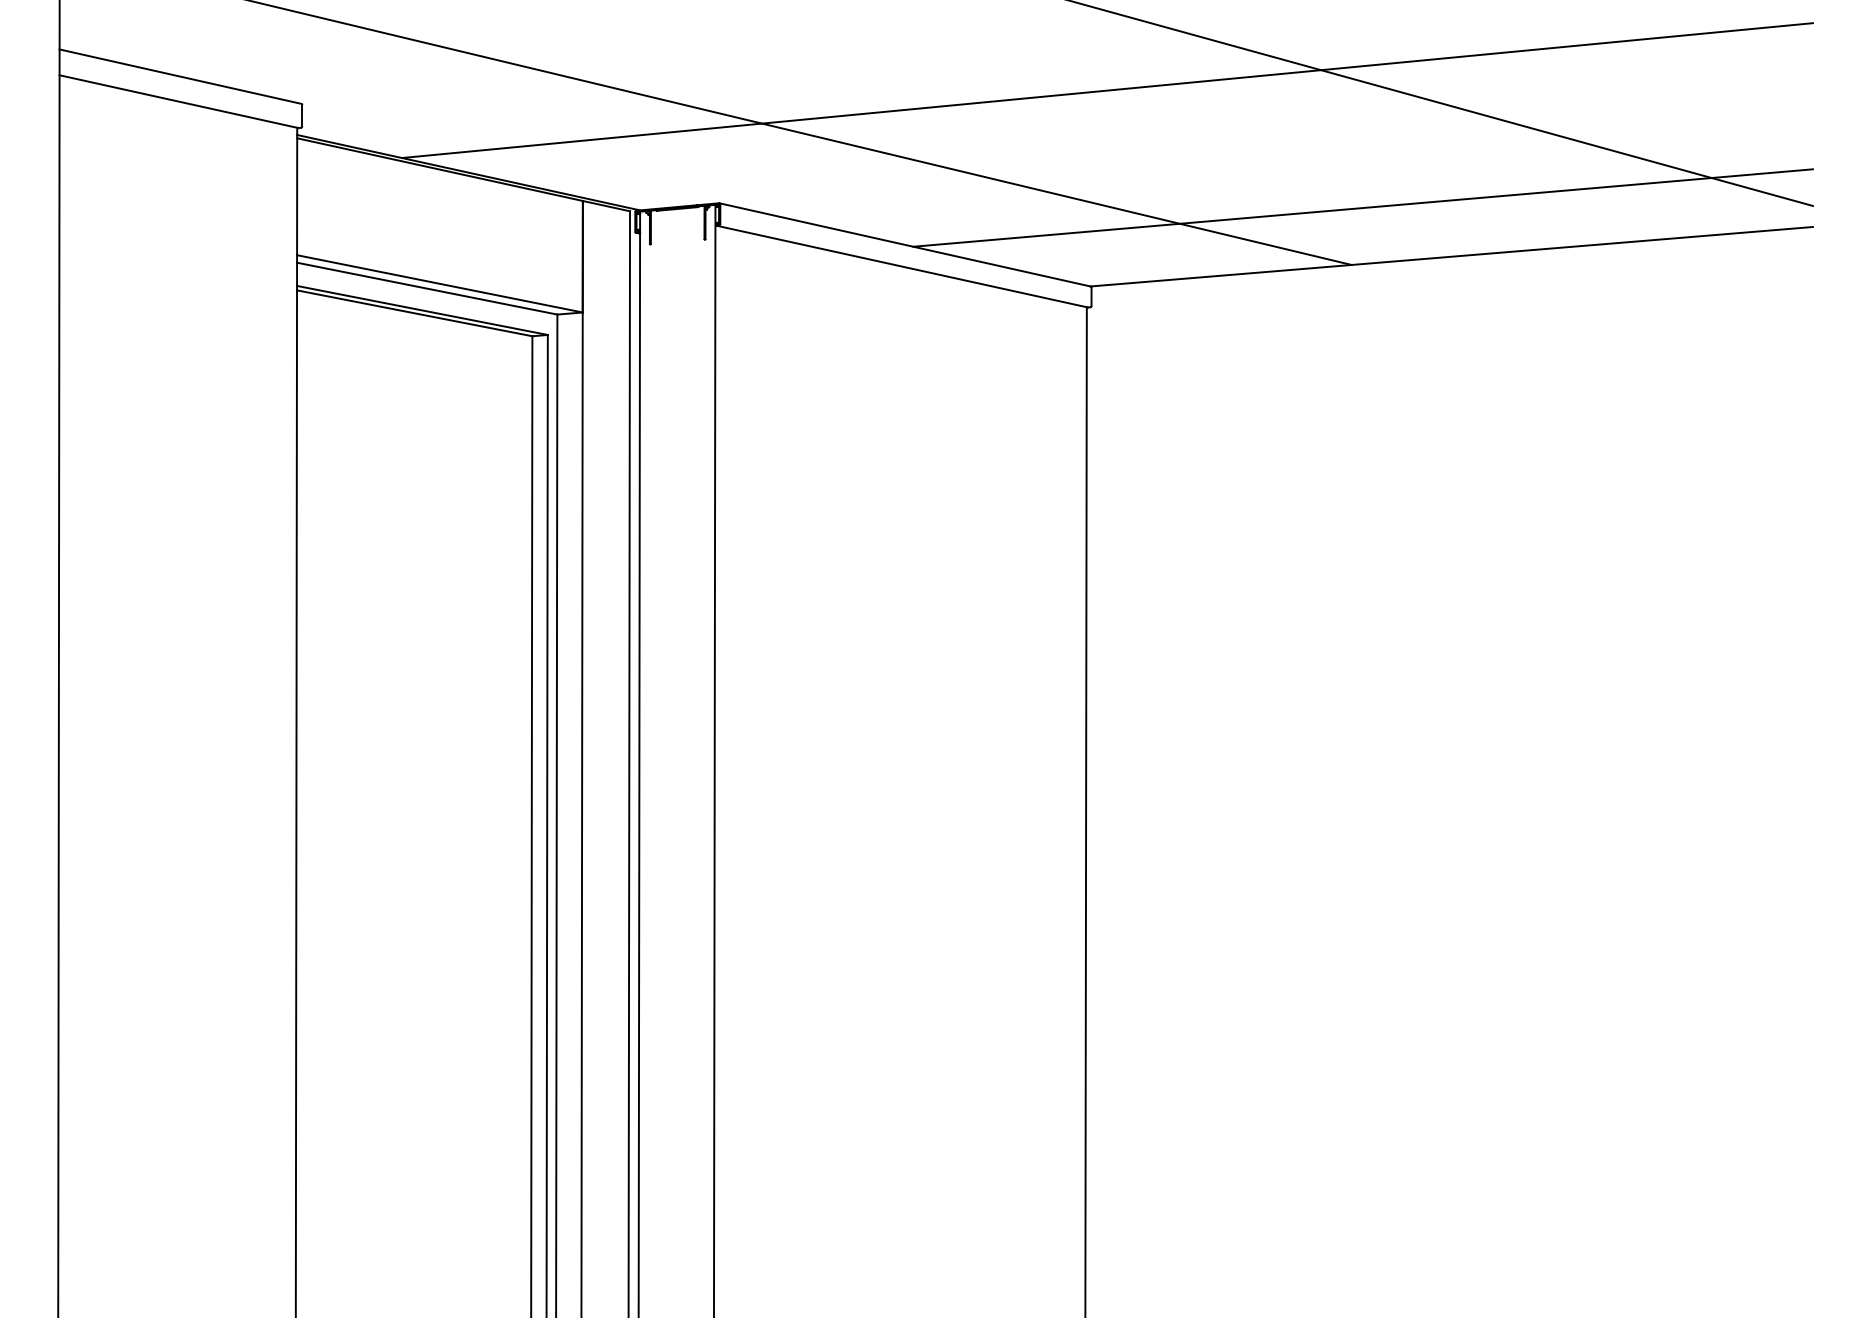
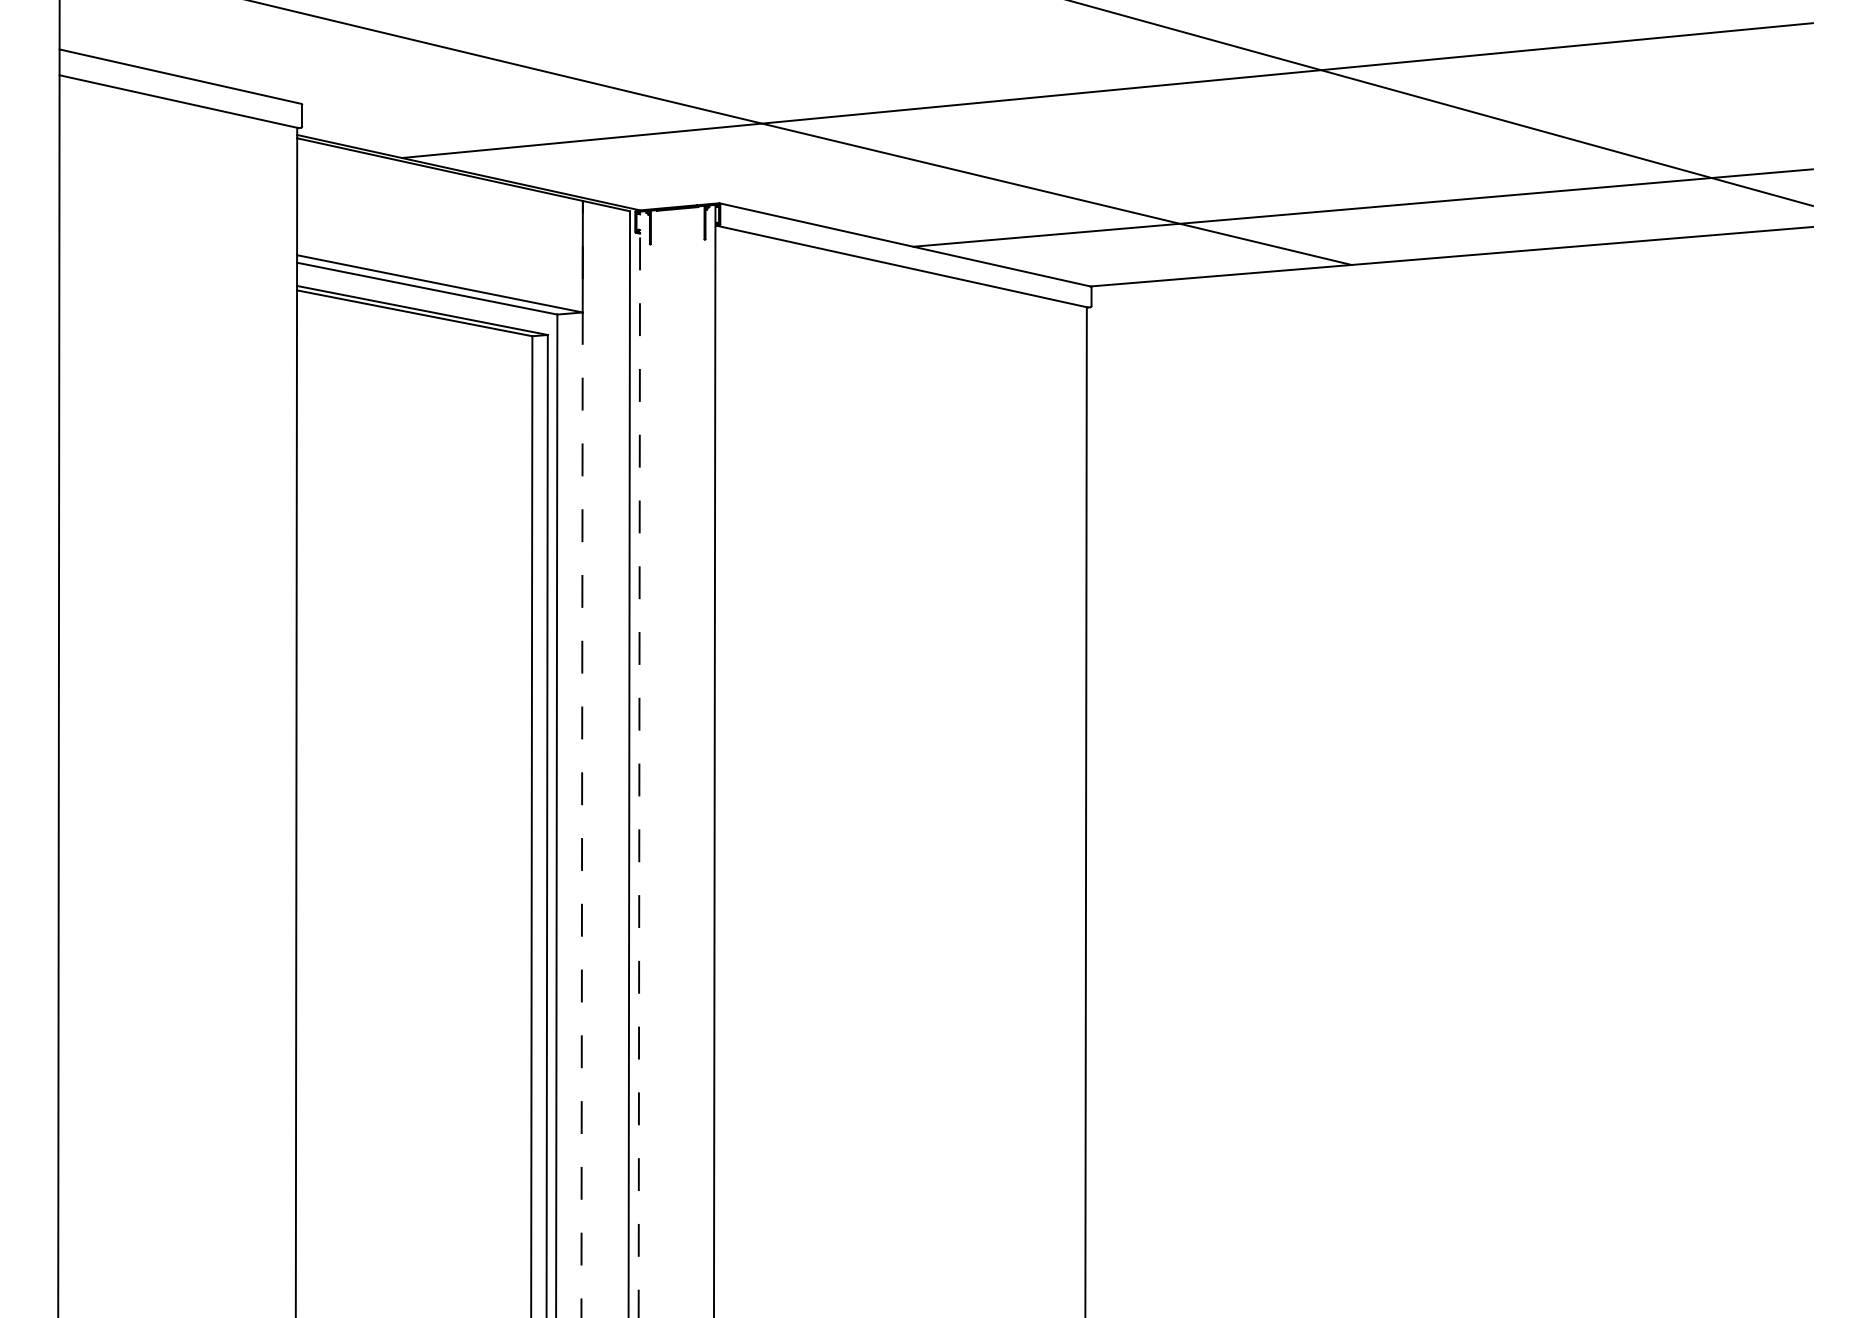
line: solid -> dashed (582, 758)
line: solid -> dashed (639, 764)
